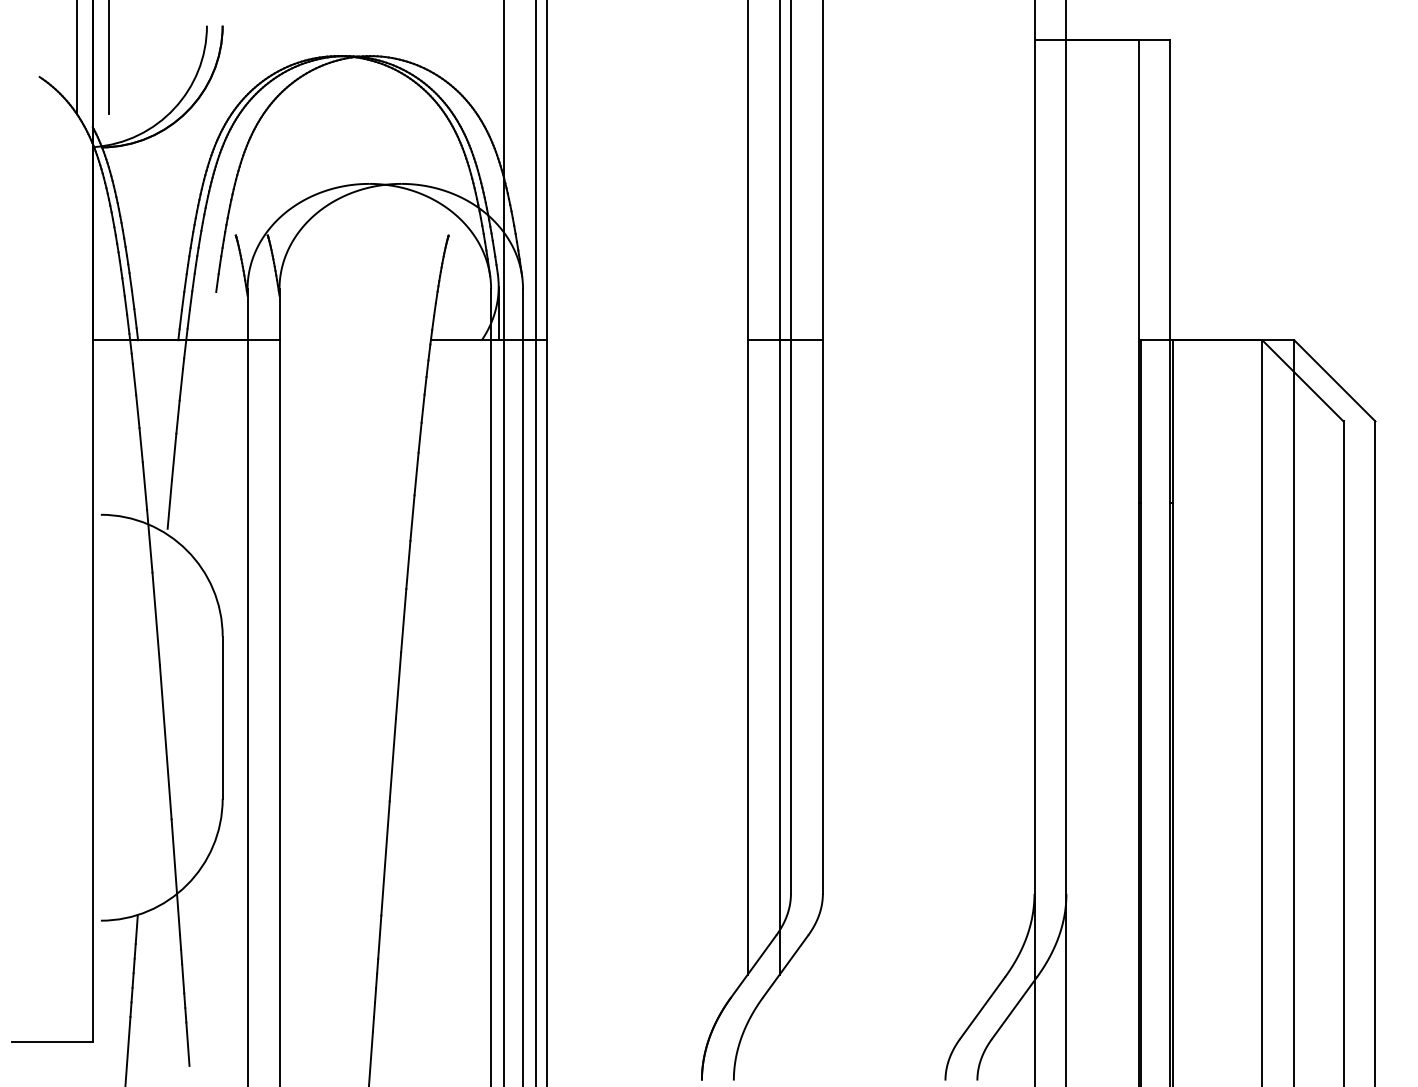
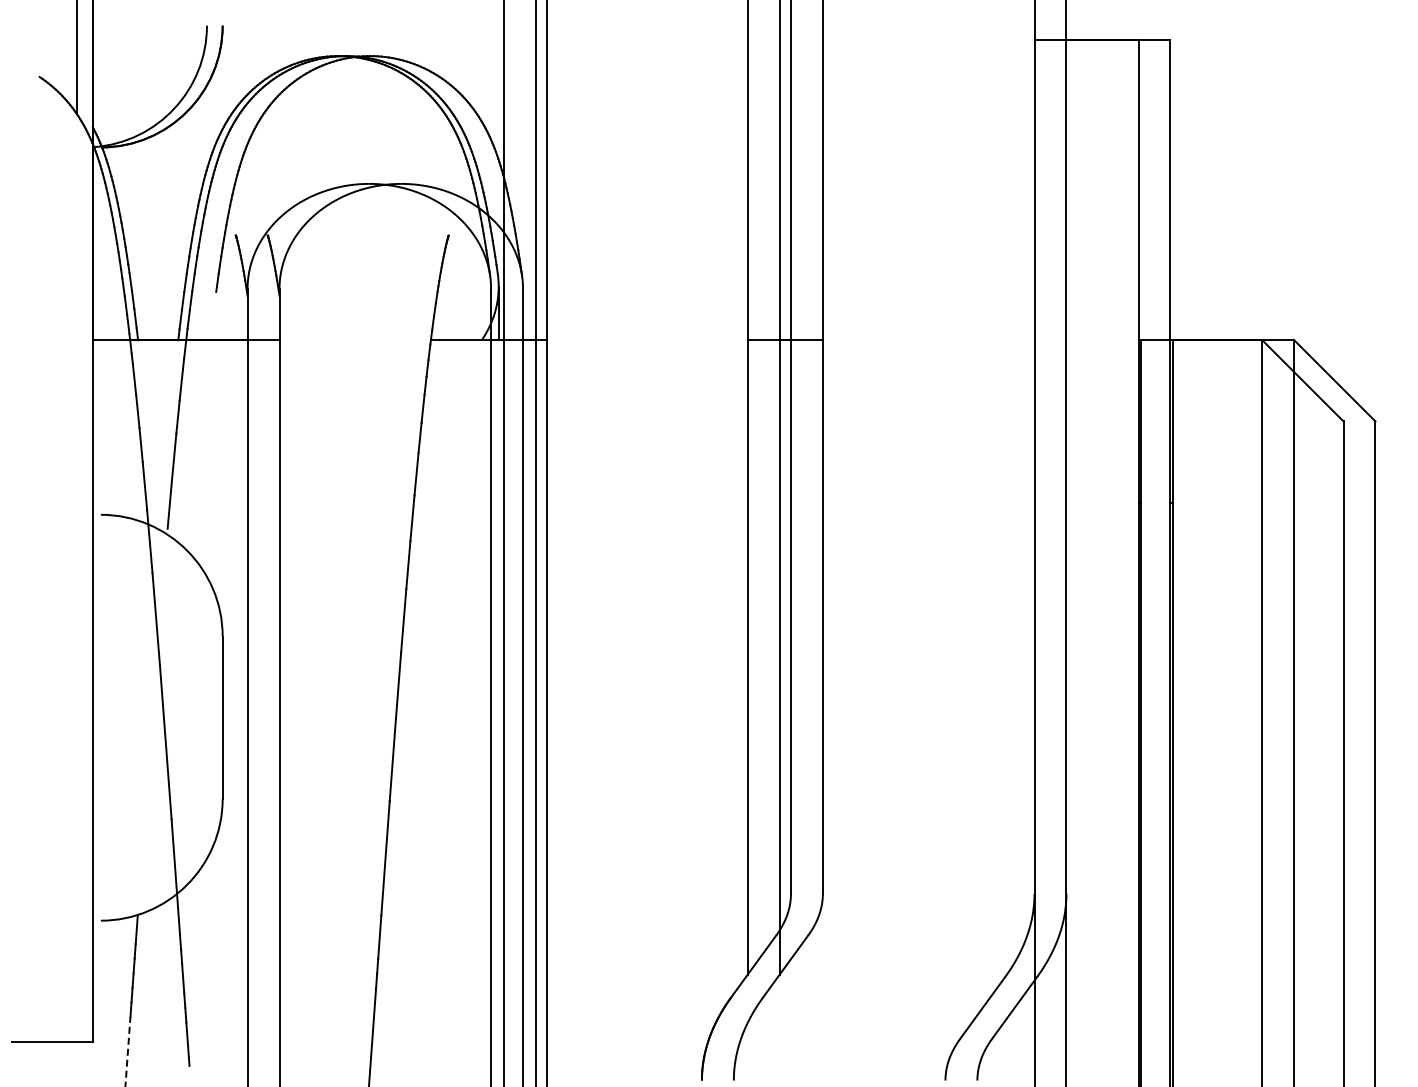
line: present -> none (109, 58)
line: solid -> dashed (127, 1051)
